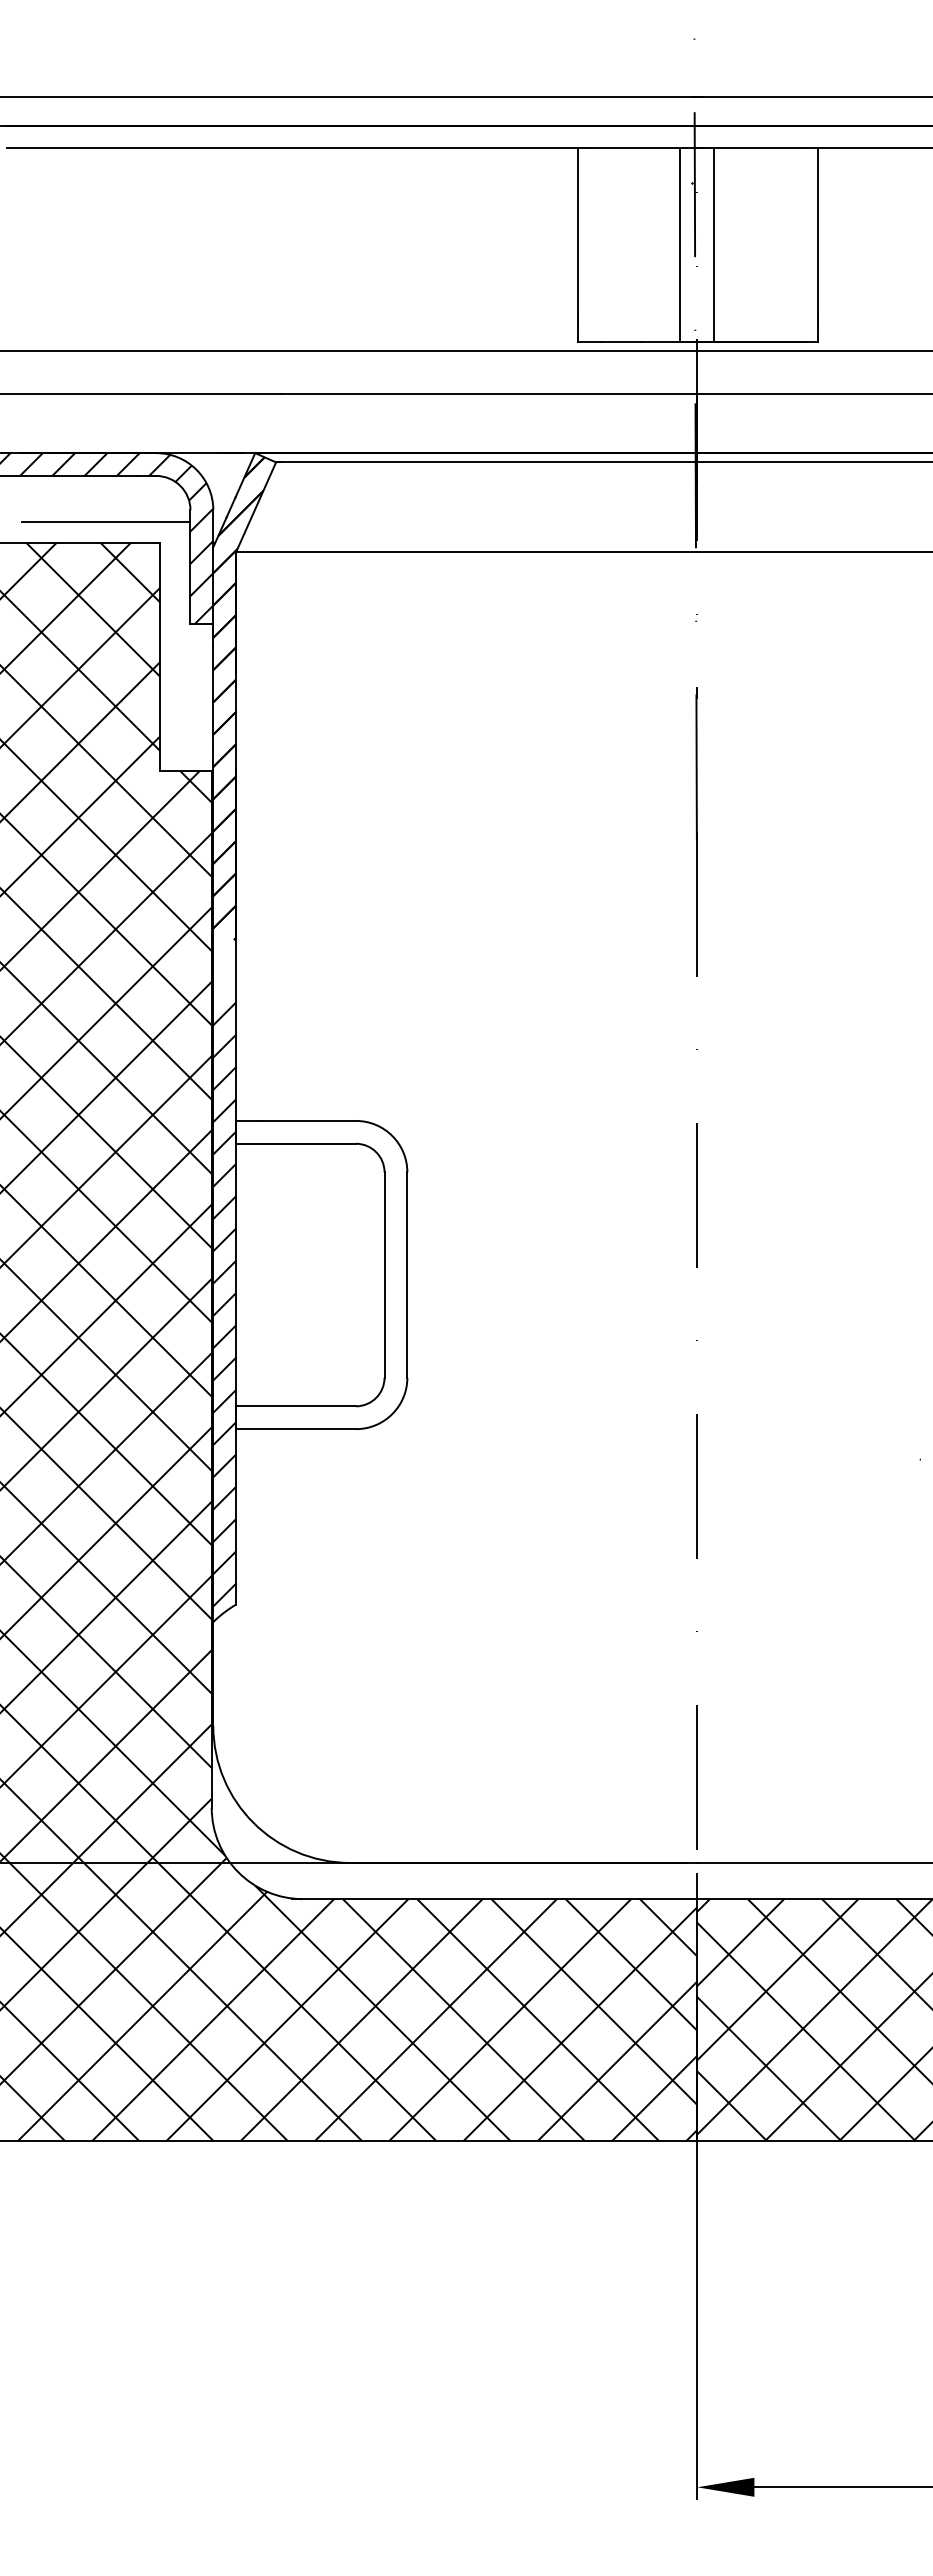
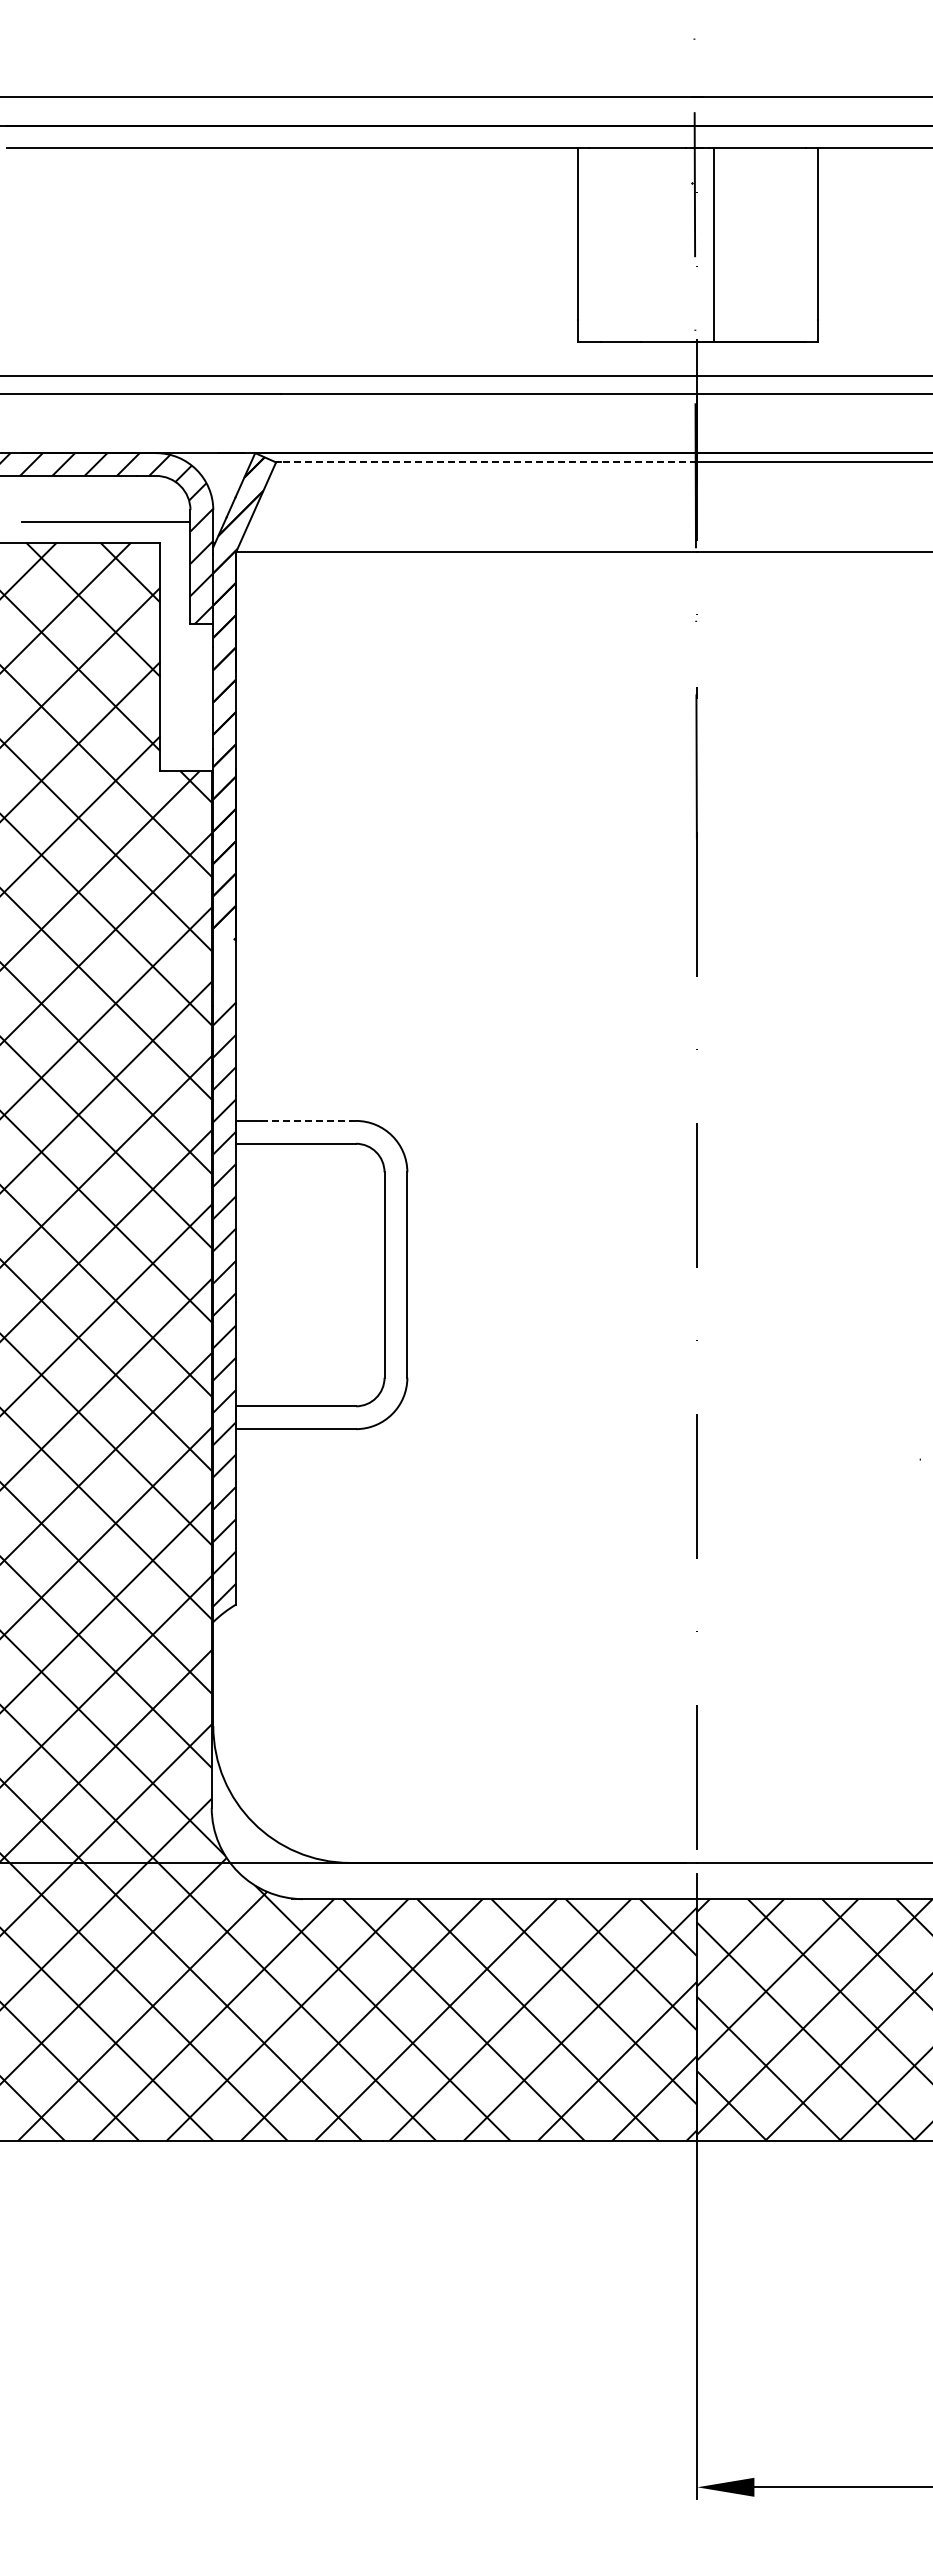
line: present -> none (680, 245)
line position: (465, 350) -> (465, 375) (465, 375)
line: solid -> dashed (486, 462)
line: solid -> dashed (308, 1120)
